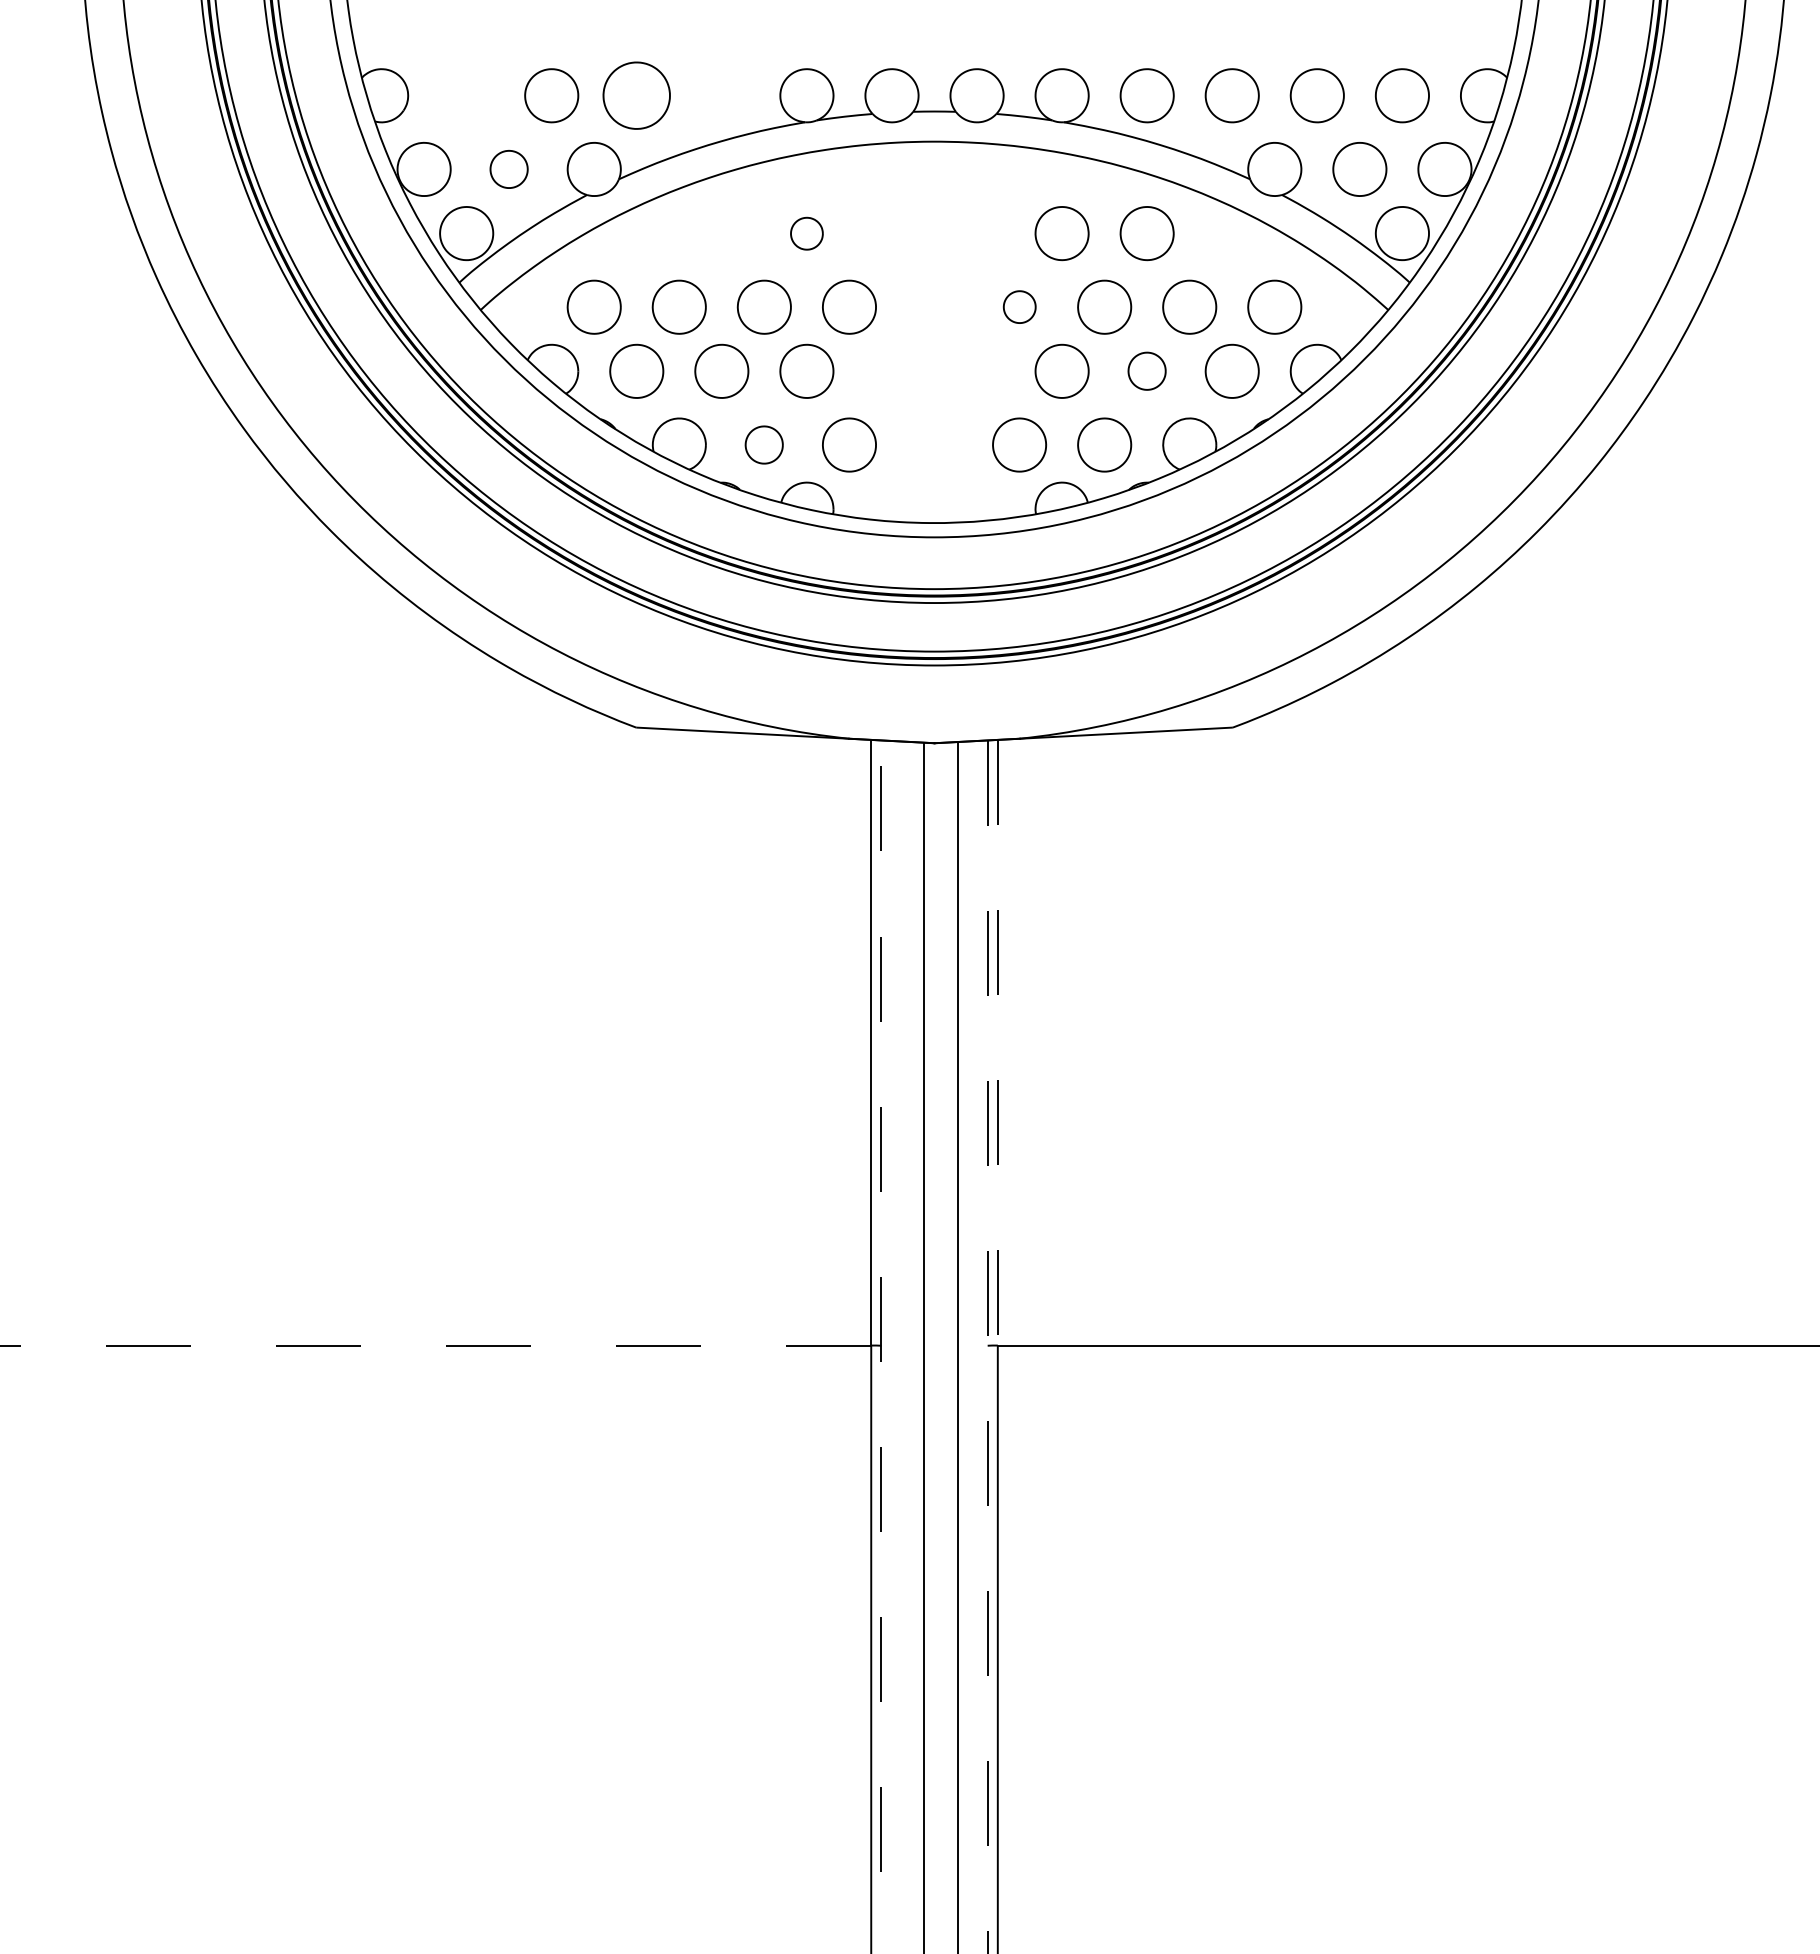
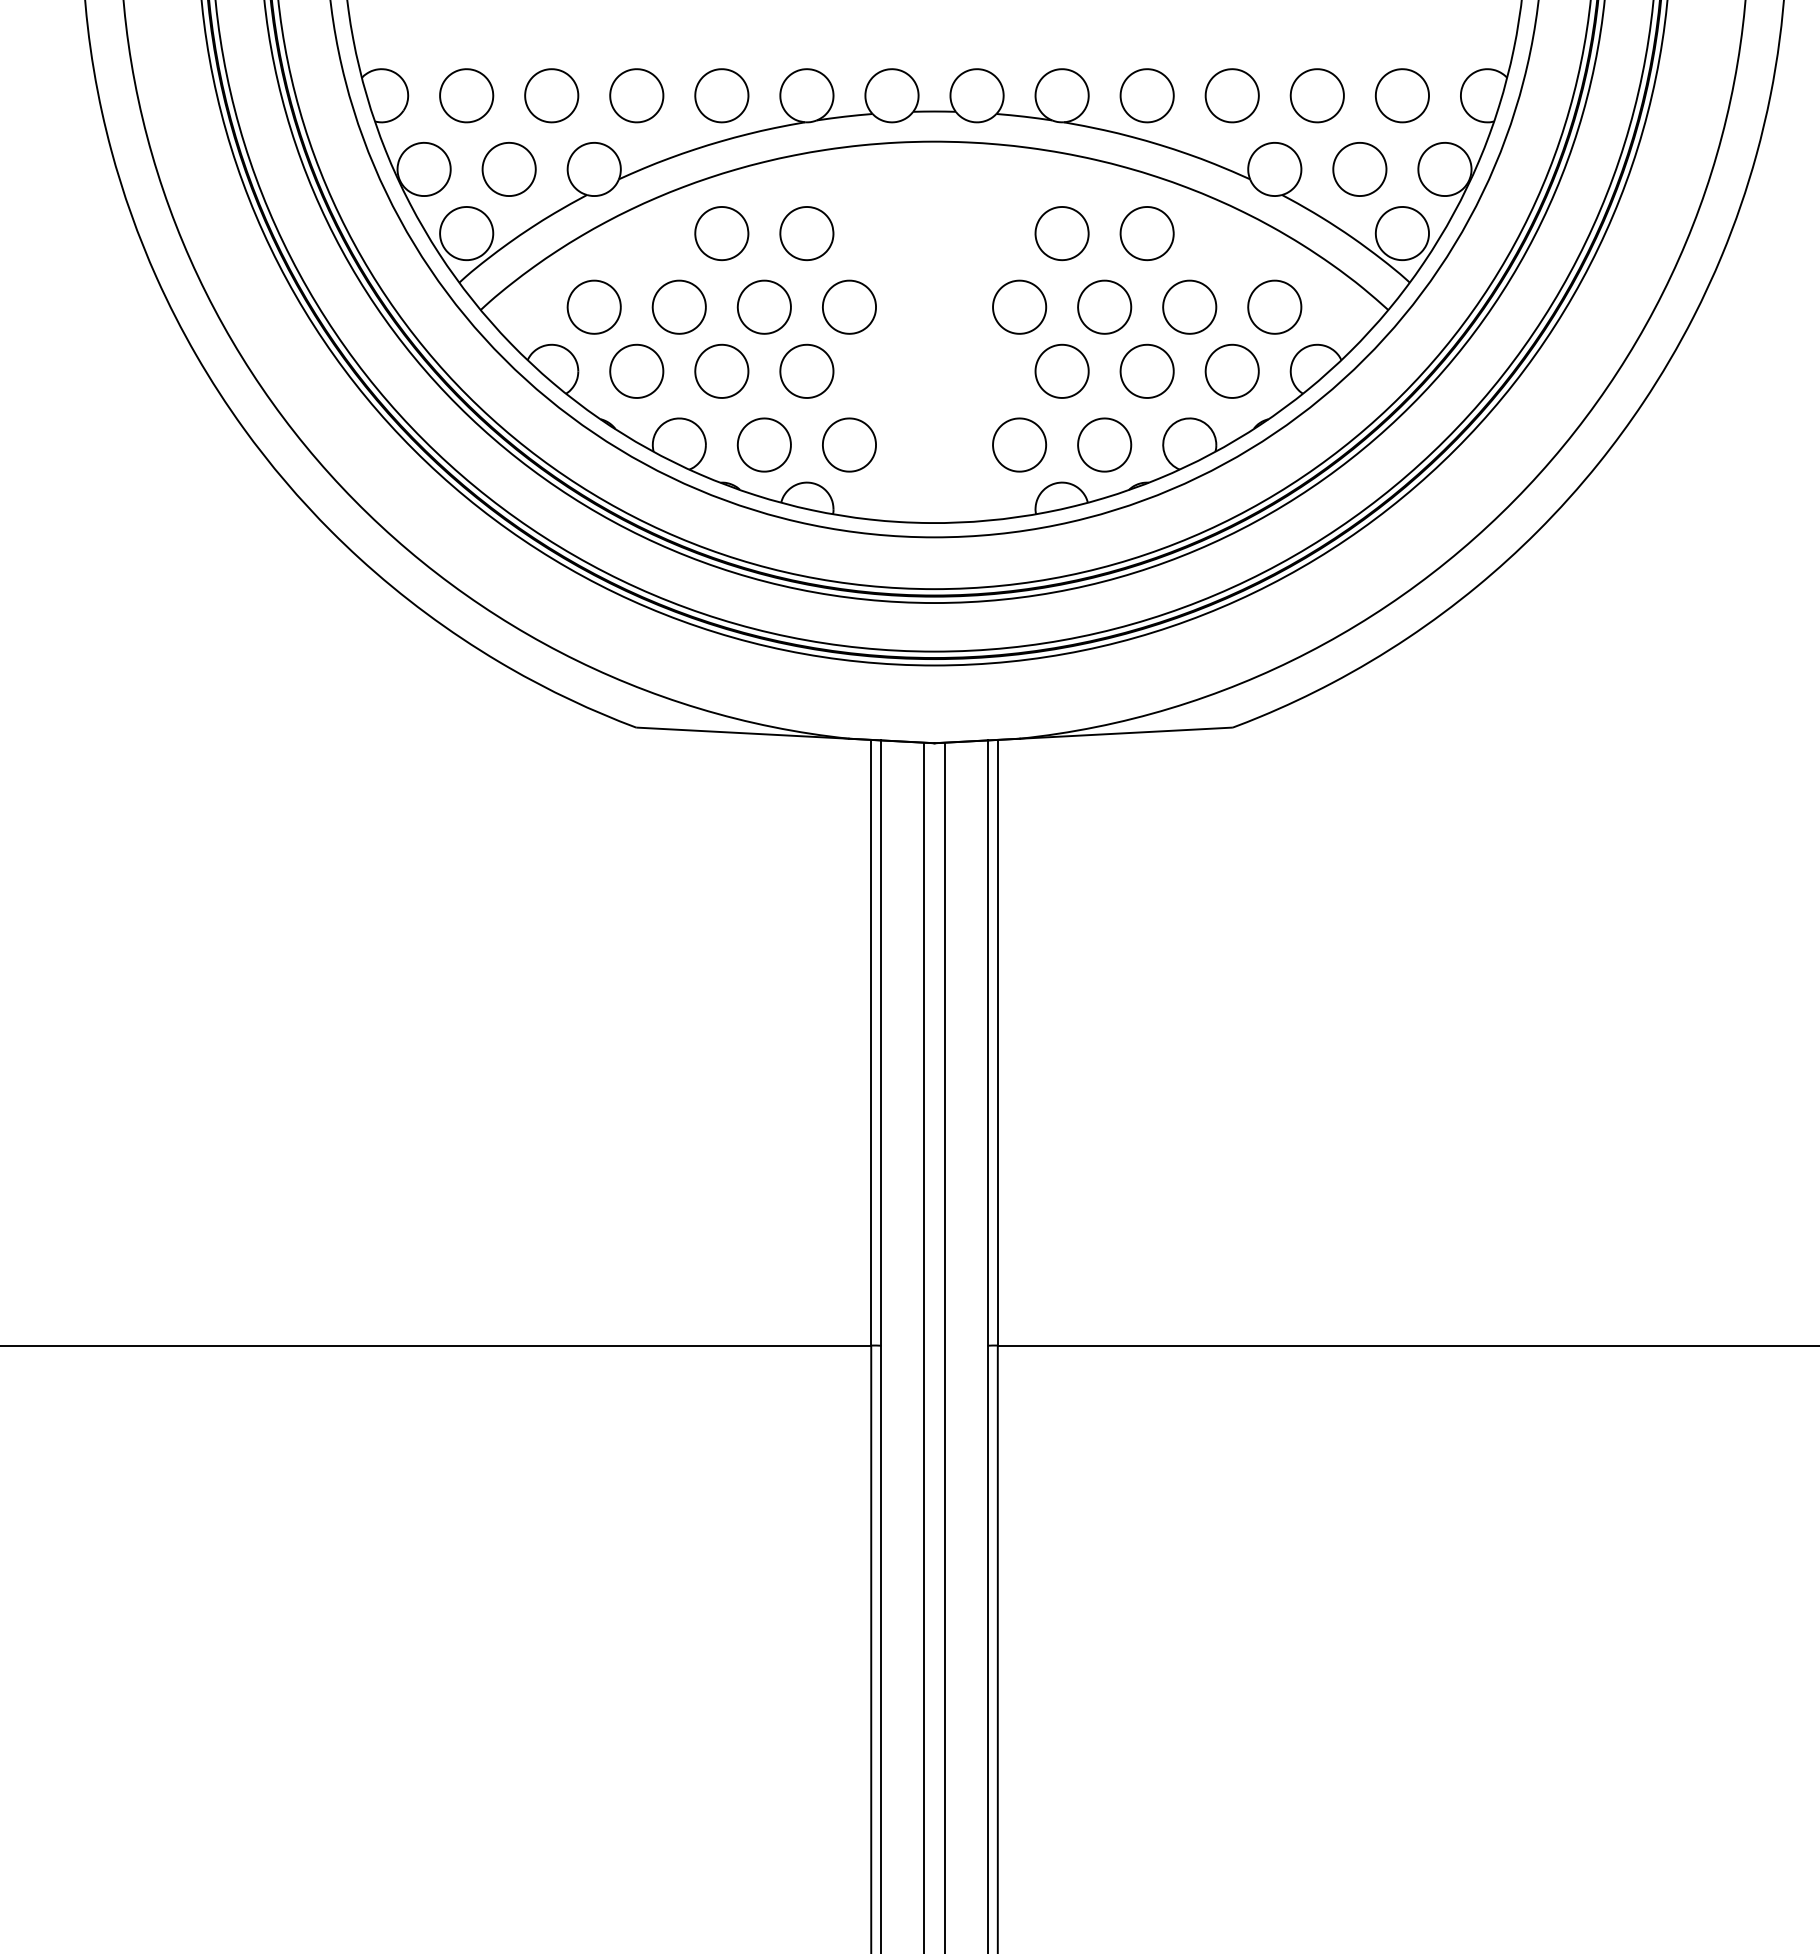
part: none -> present (466, 95)
part size: 69x69 px -> 56x56 px (636, 95)
part: none -> present (721, 95)
part size: 40x39 px -> 56x55 px (508, 169)
part: none -> present (721, 233)
part size: 34x35 px -> 56x56 px (806, 233)
part size: 35x34 px -> 56x56 px (1019, 306)
part size: 40x40 px -> 56x56 px (1146, 370)
part size: 40x40 px -> 56x56 px (763, 444)
line: dashed -> solid (997, 1042)
line: dashed -> solid (435, 1345)
line: dashed -> solid (881, 1346)
line position: (958, 1346) -> (945, 1346) (945, 1346)
line: dashed -> solid (987, 1347)
